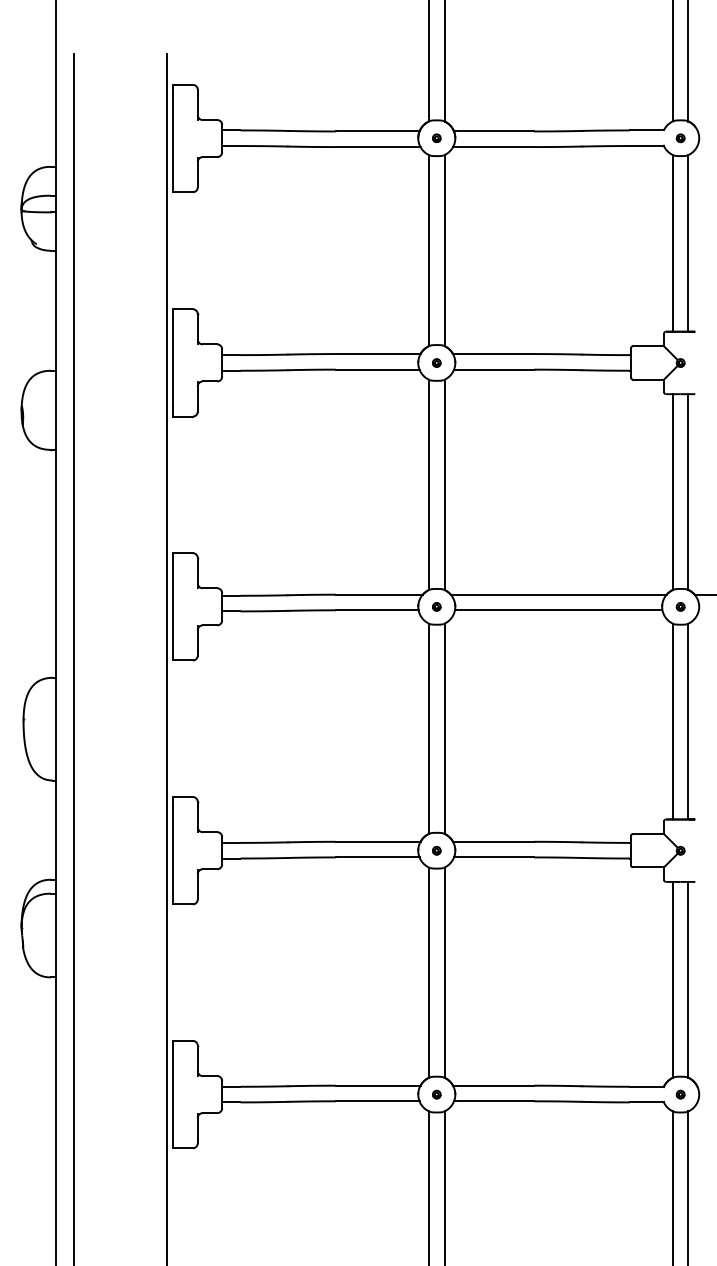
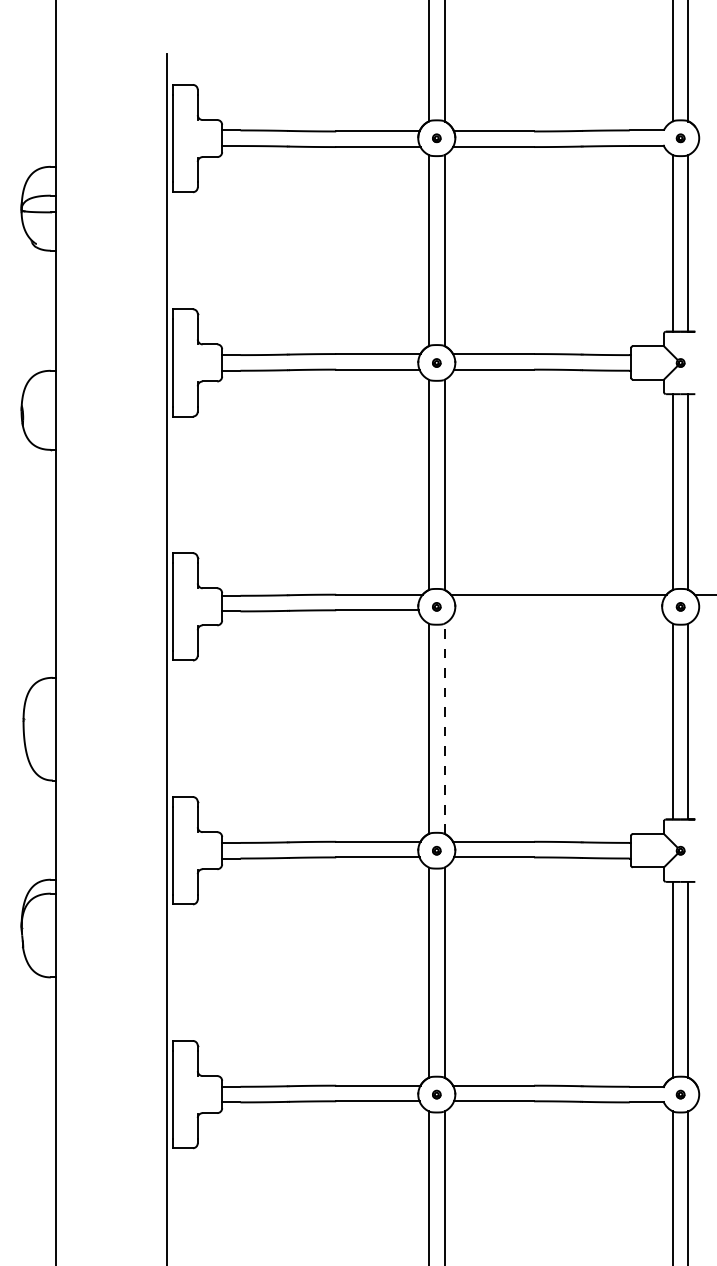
line: present -> none (558, 610)
line: present -> none (74, 658)
line: solid -> dashed (444, 728)
